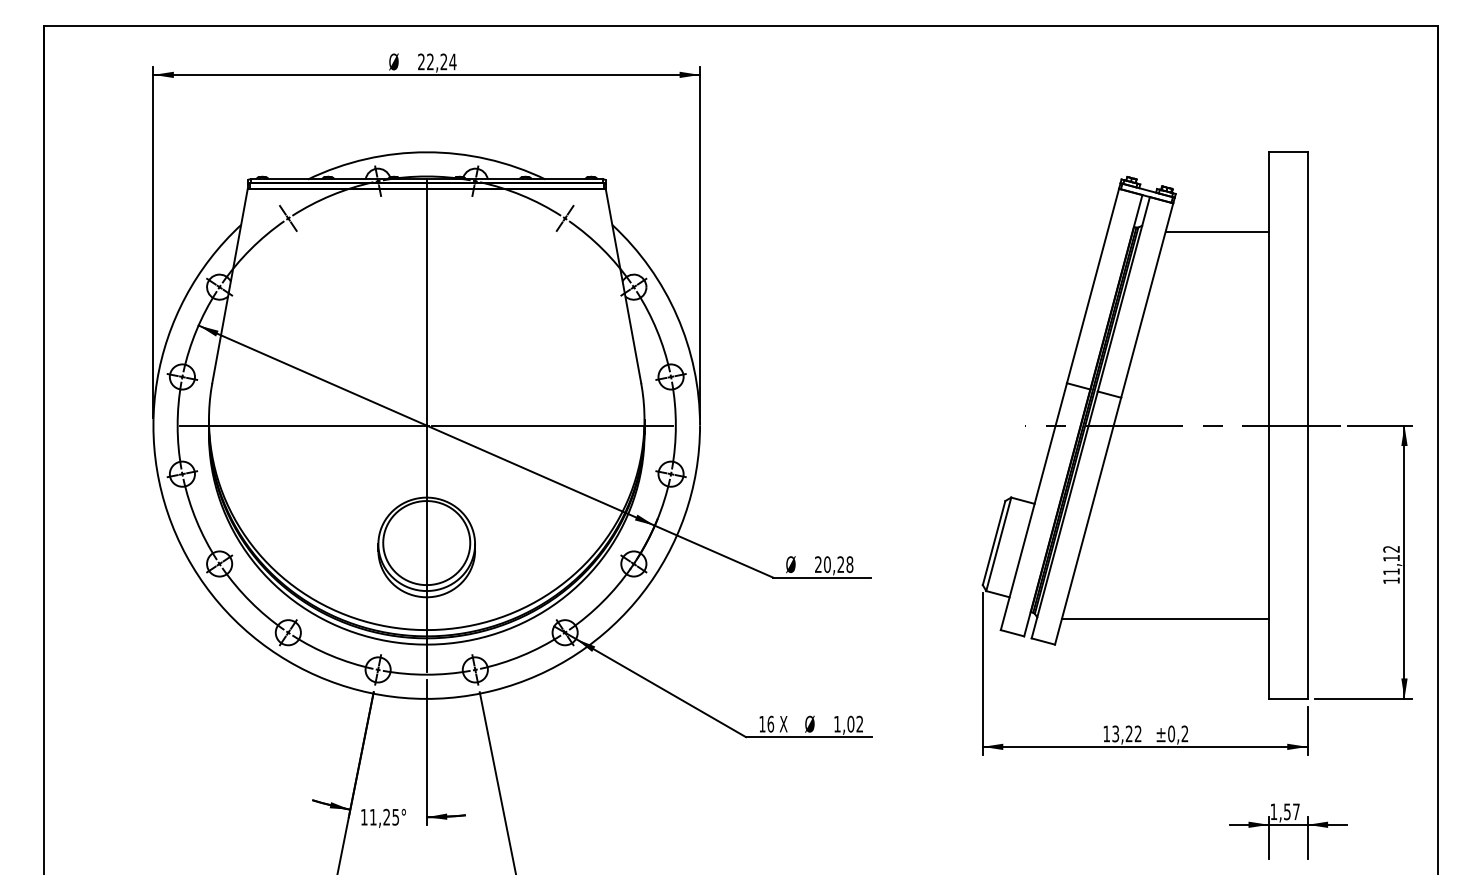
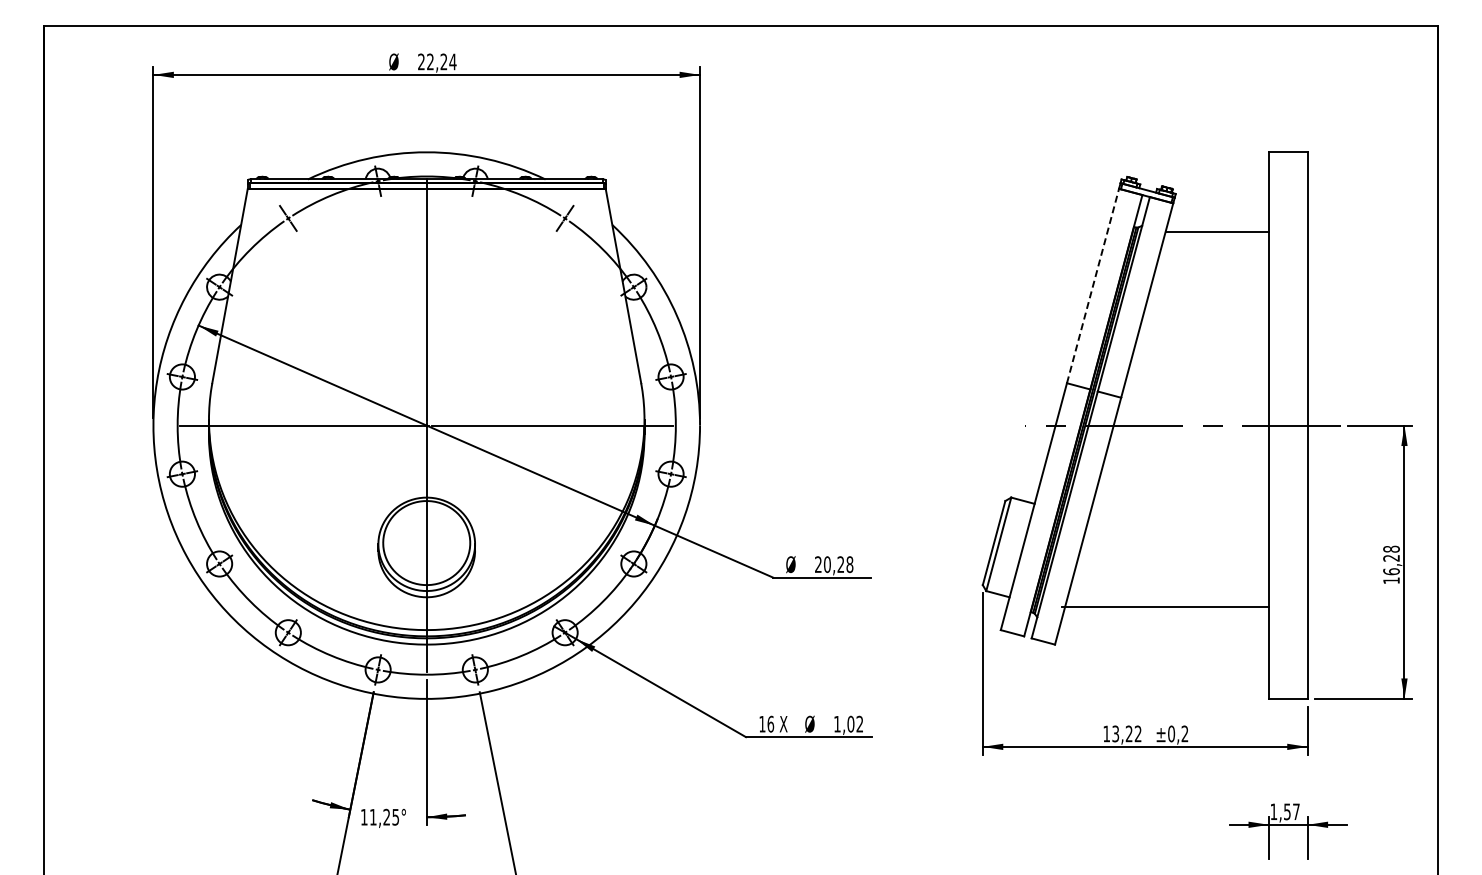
line: solid -> dashed (1093, 286)
text: 11,12 -> 16,28 (1391, 560)
line position: (1164, 619) -> (1164, 607) (1164, 607)
